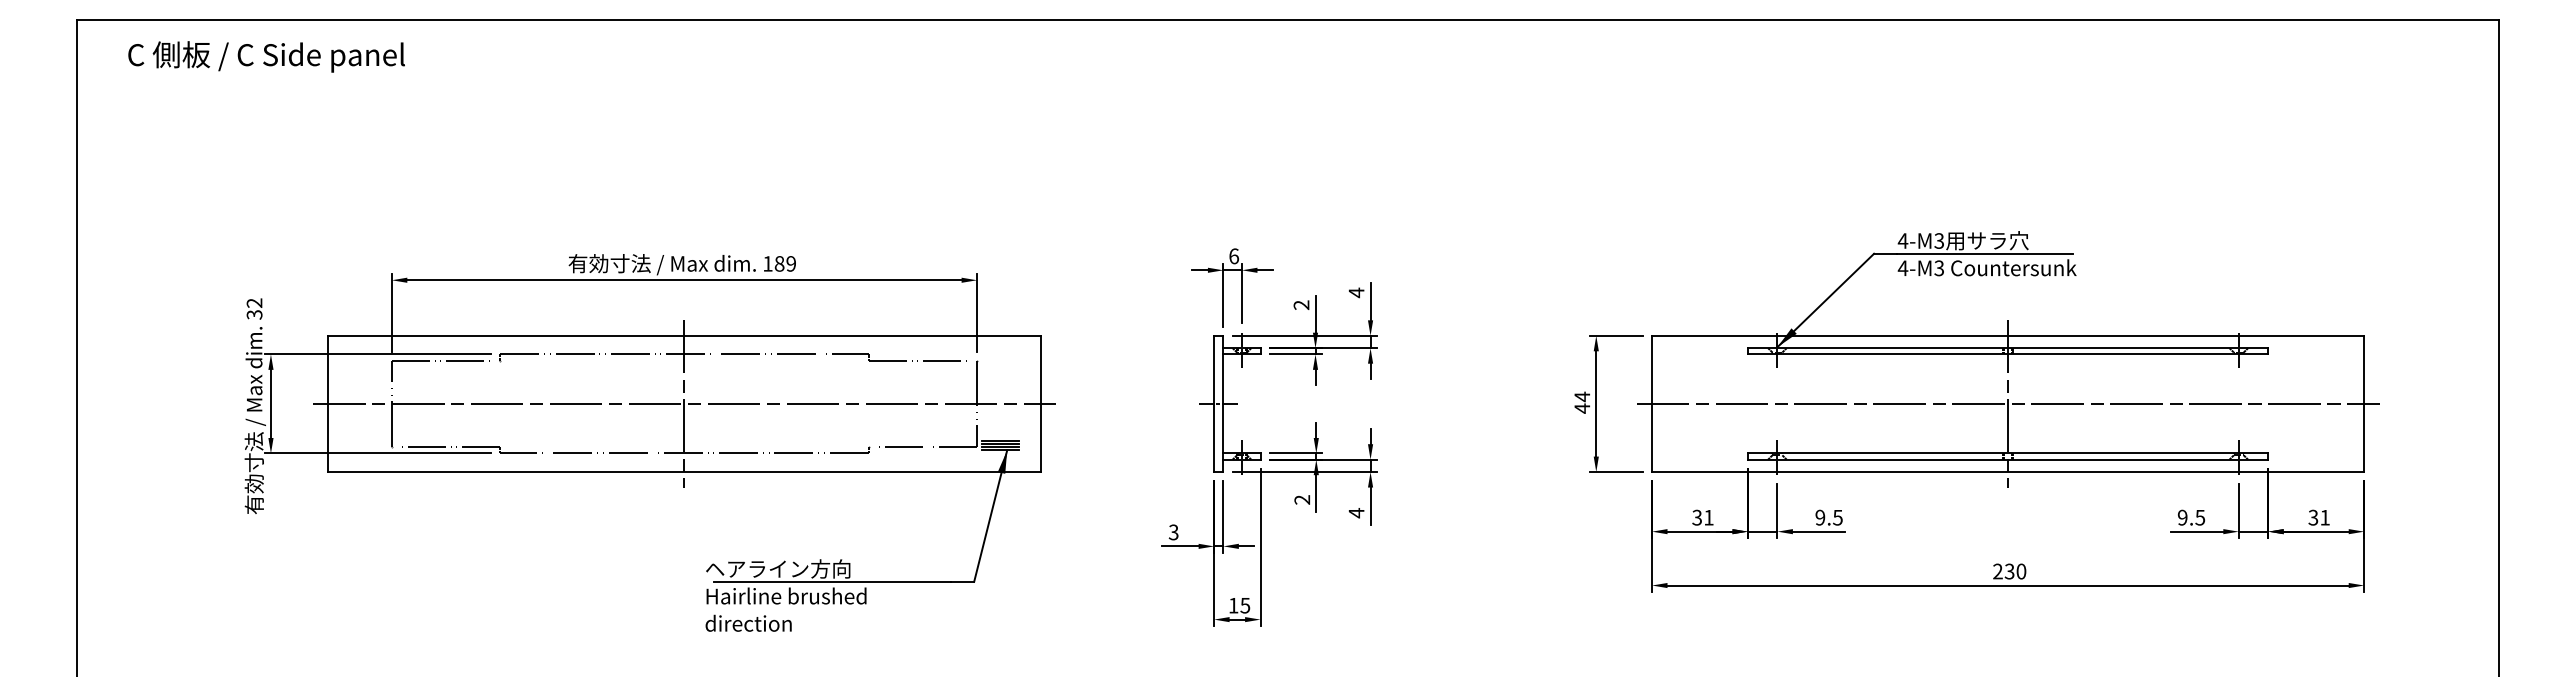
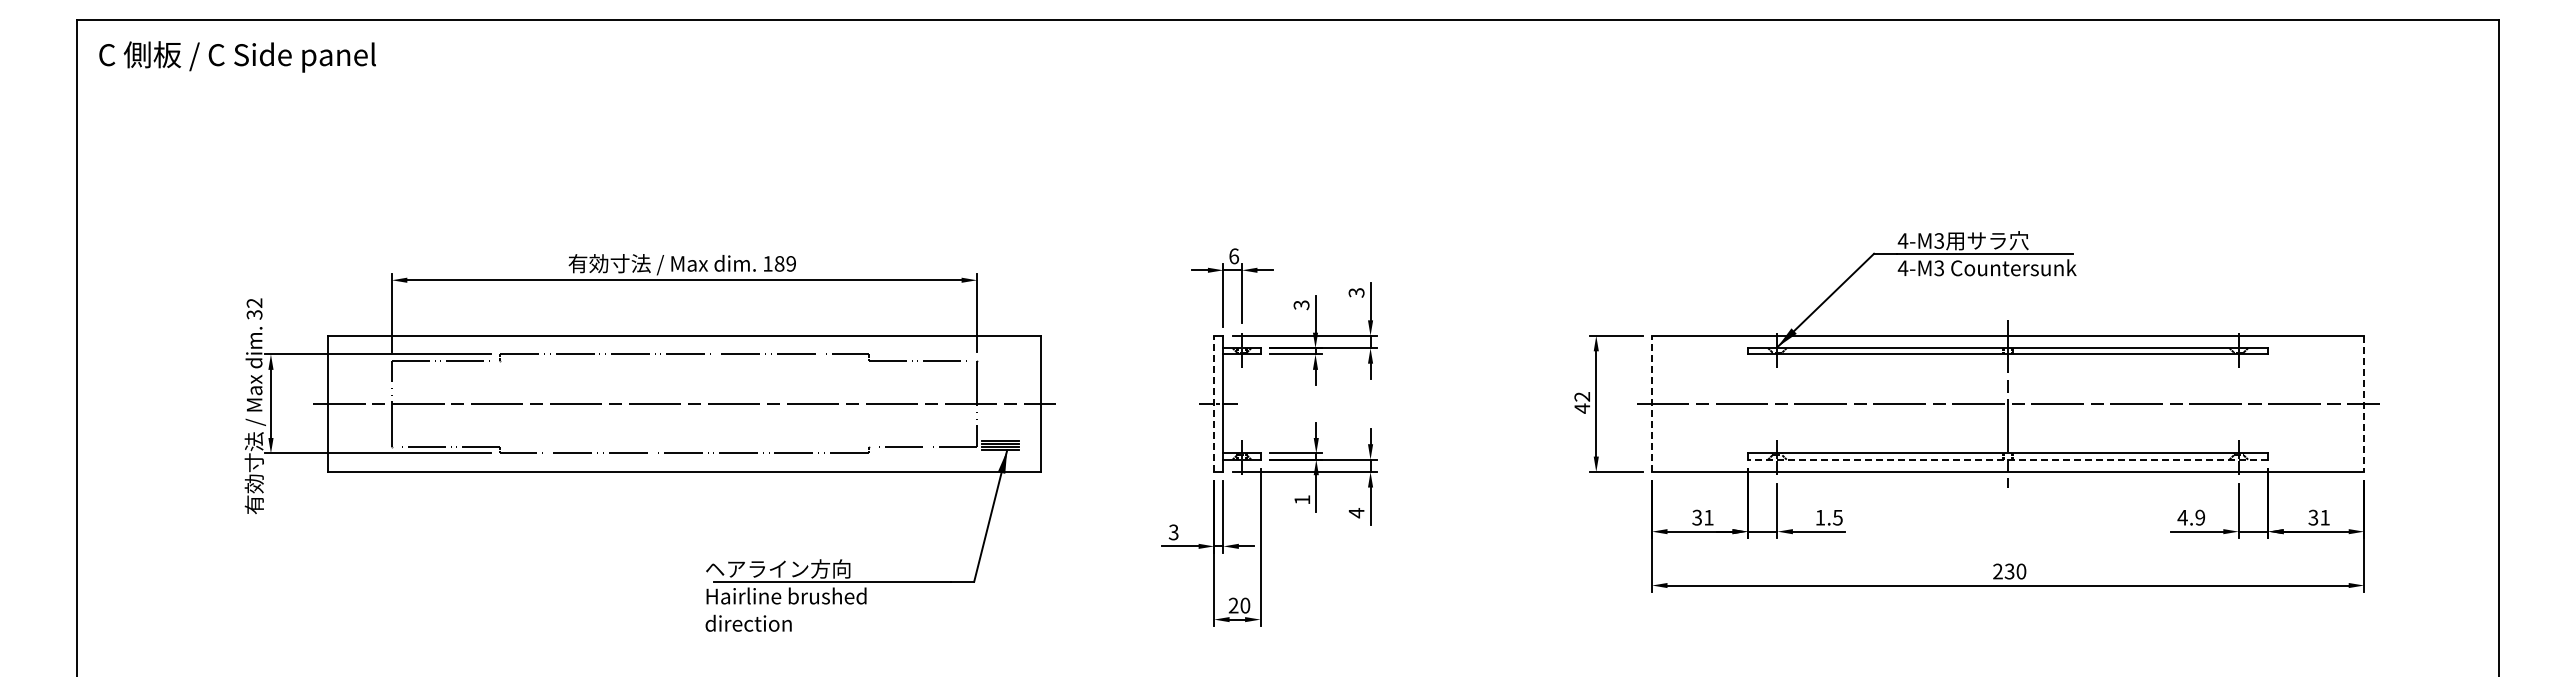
text position: (266, 56) -> (237, 56) (237, 56)
text: 4 -> 3 (1356, 292)
text: 2 -> 3 (1301, 305)
text: 44 -> 42 (1582, 396)
line: present -> none (684, 403)
line: solid -> dashed (1214, 403)
line: solid -> dashed (1652, 403)
line: solid -> dashed (2364, 404)
line: solid -> dashed (2007, 459)
text: 2 -> 1 (1302, 499)
text: 9.5 -> 1.5 (1820, 517)
text: 9.5 -> 4.9 (2191, 517)
text: 15 -> 20 (1239, 605)
